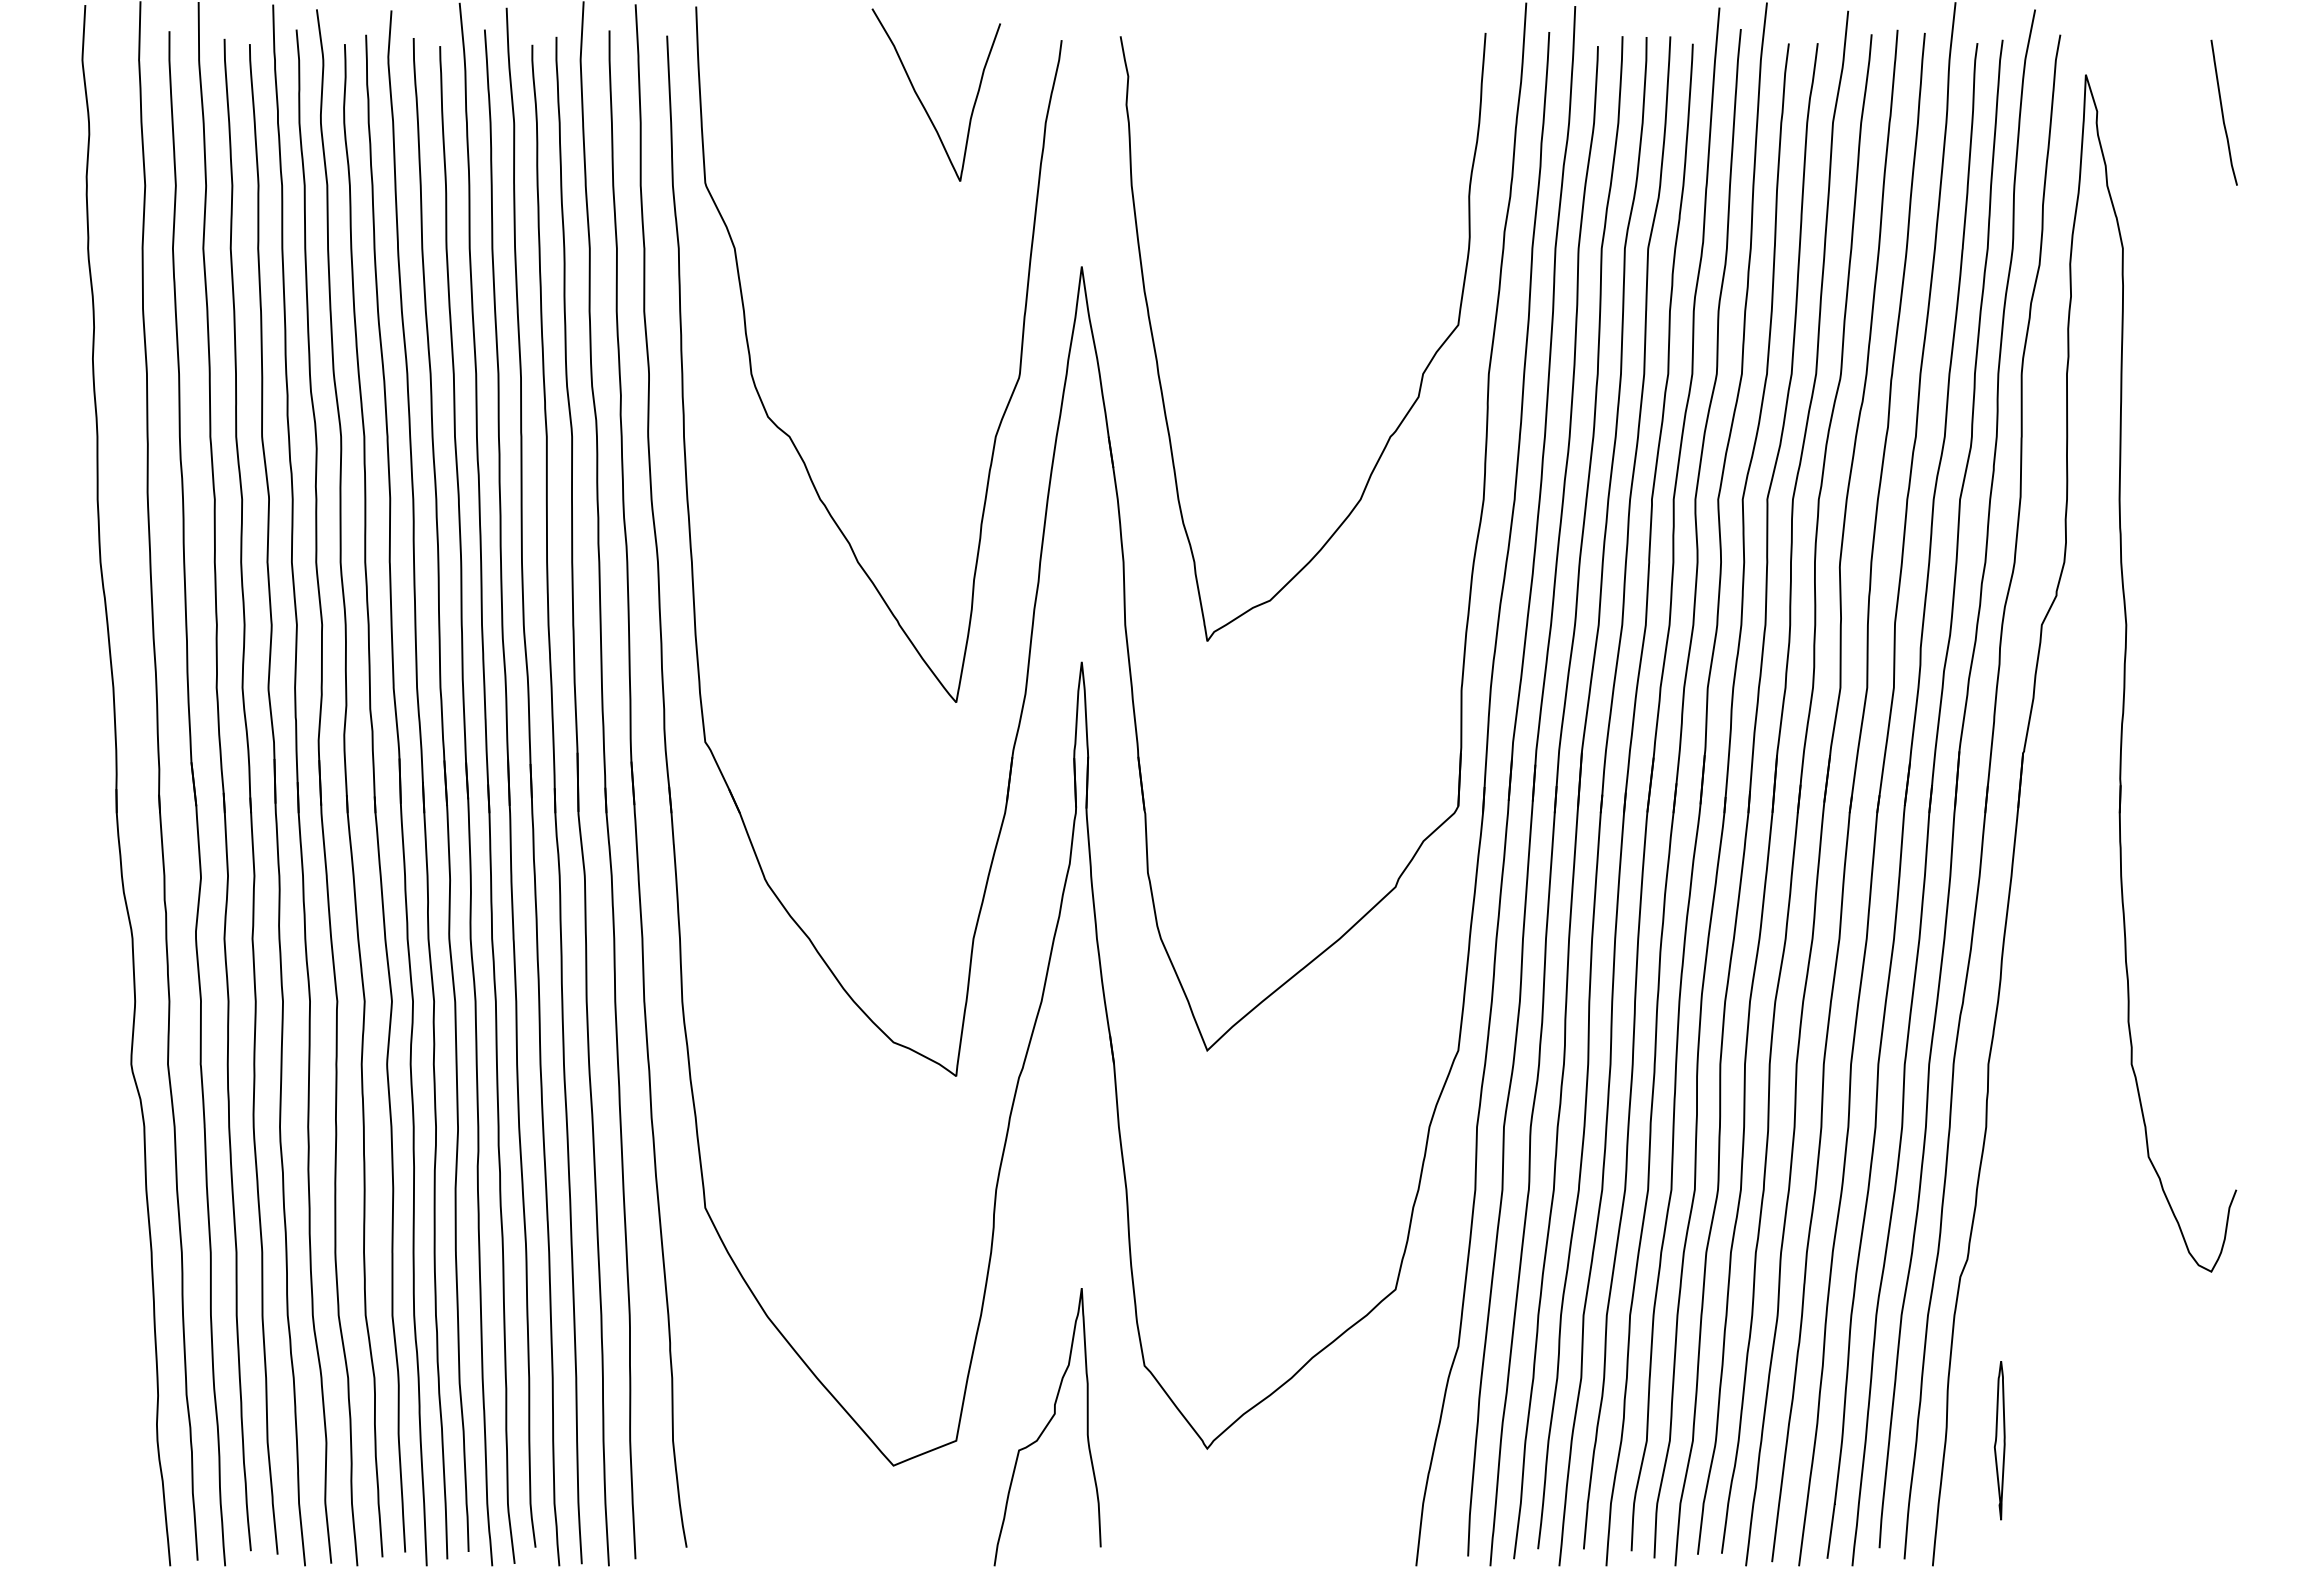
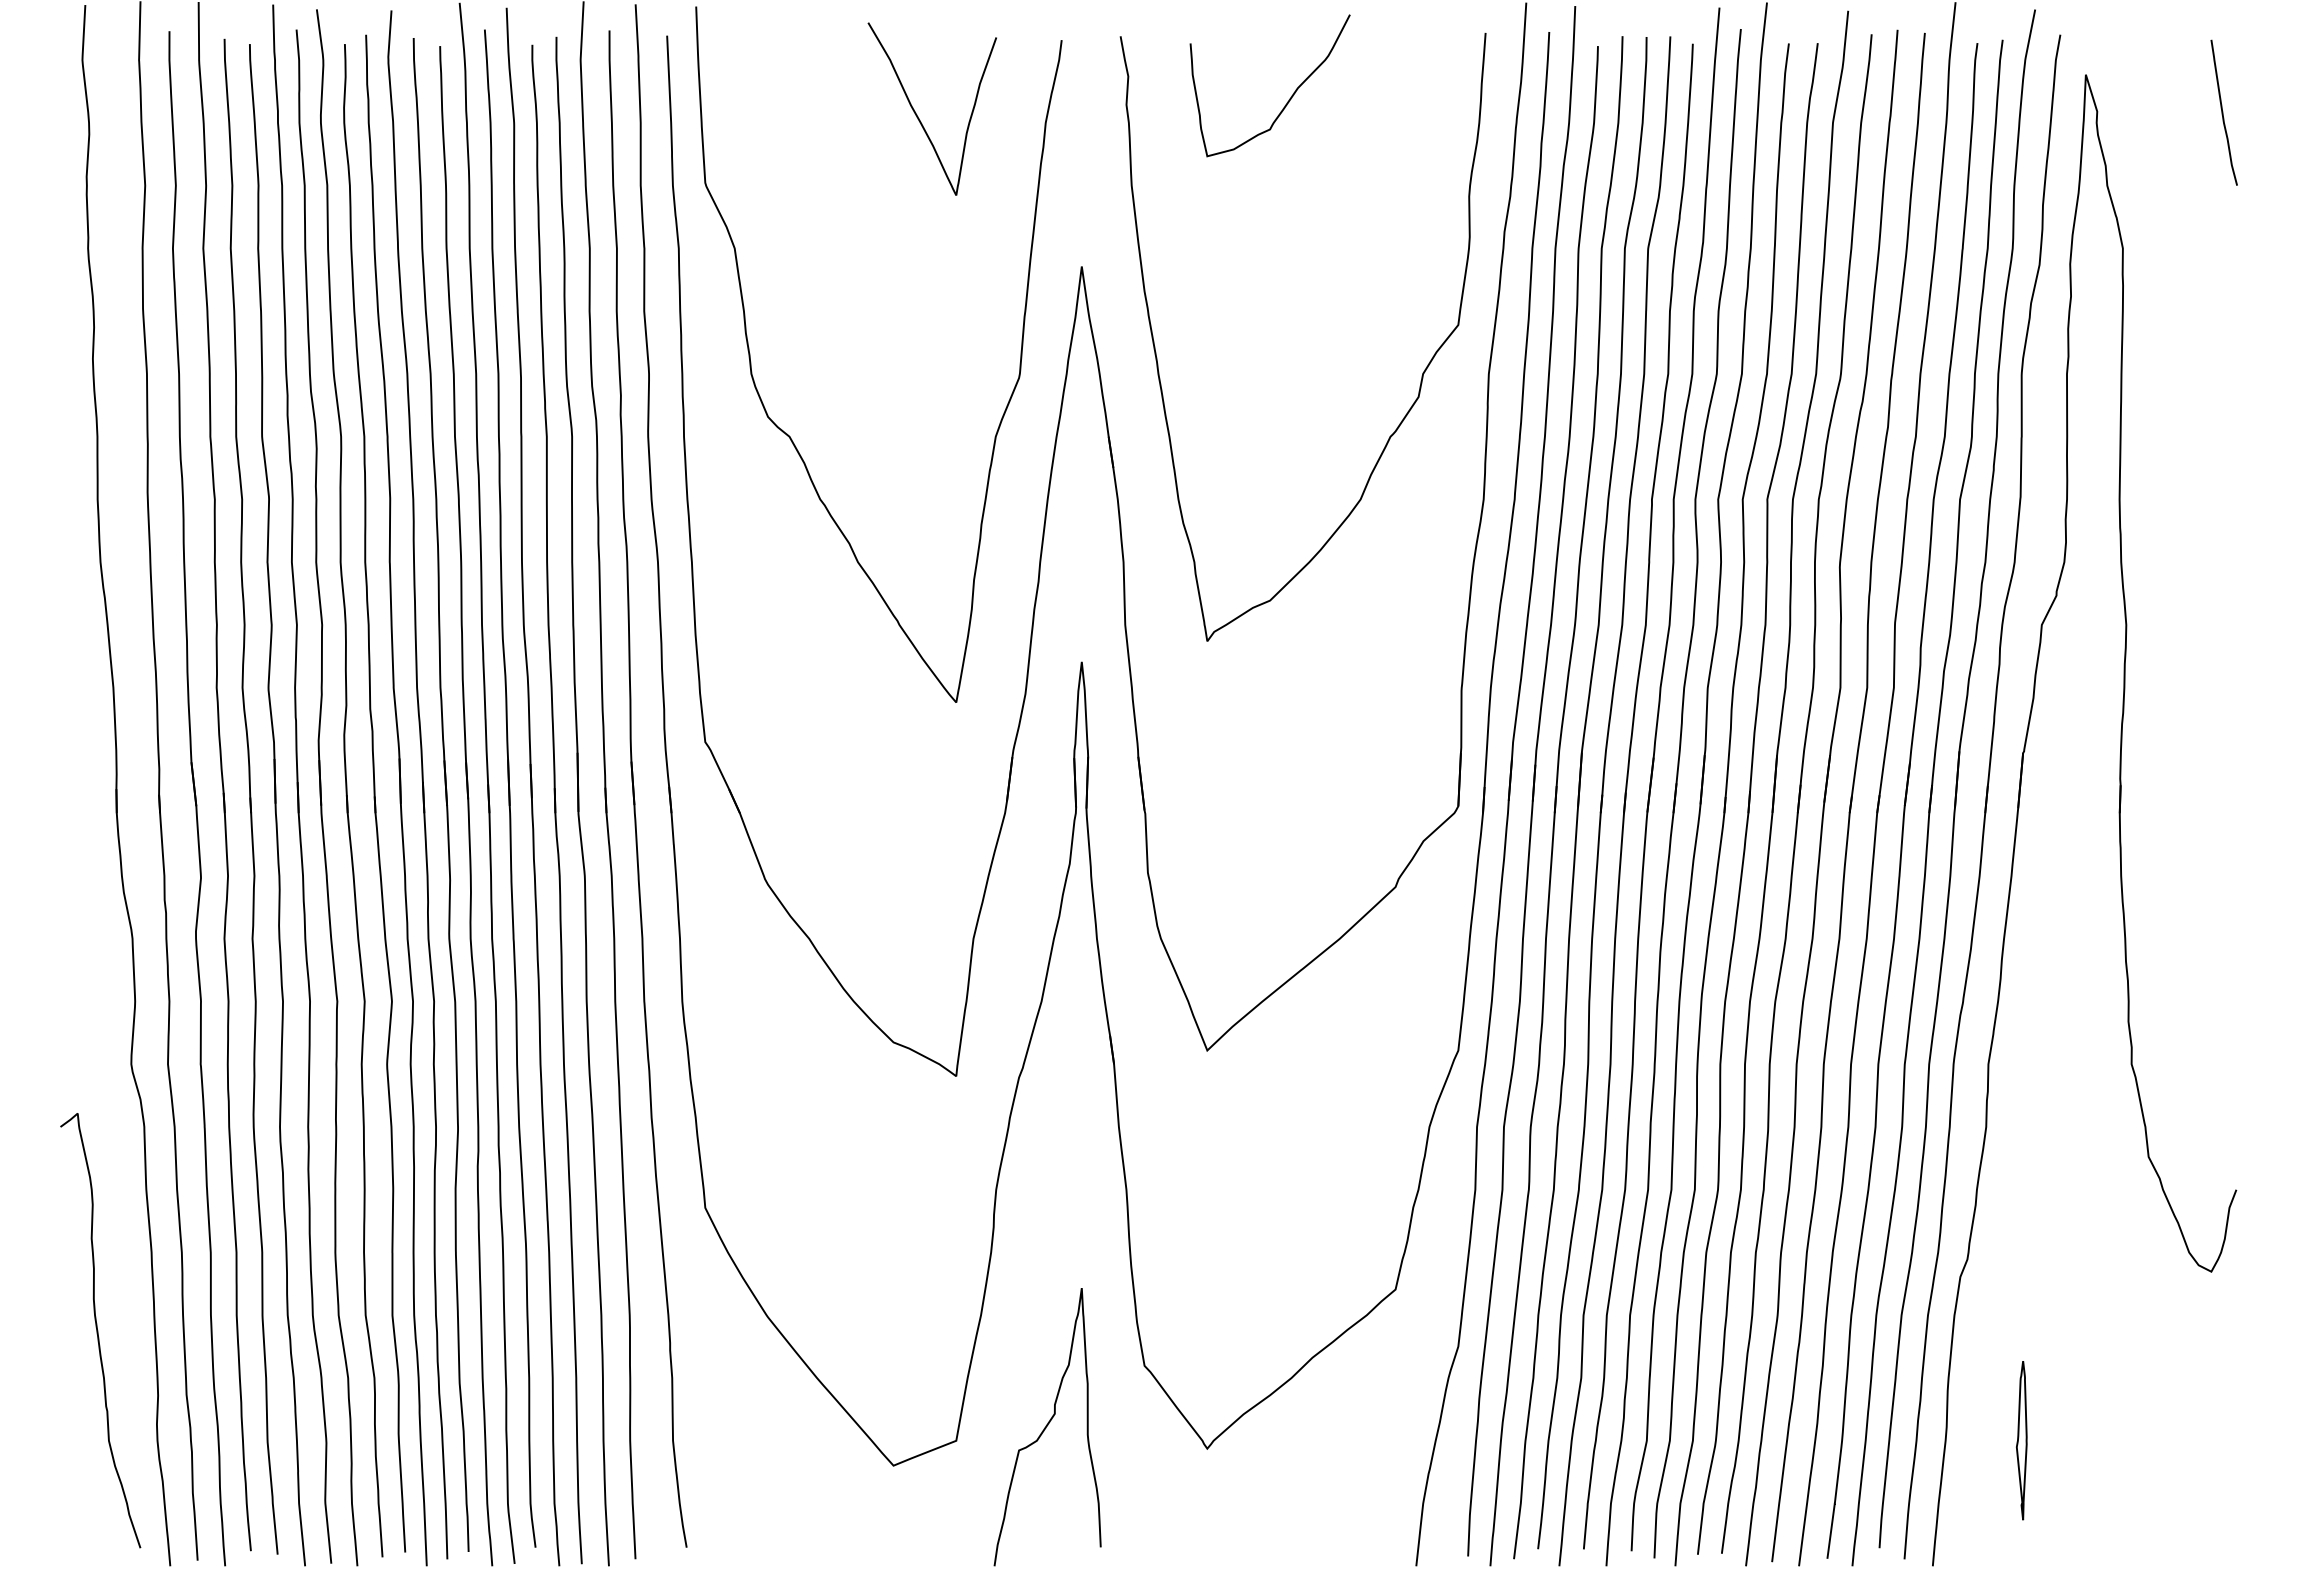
curve: none -> present (1289, 98)
curve position: (921, 100) -> (917, 114) (917, 114)
curve: none -> present (98, 1330)
part position: (1999, 1440) -> (2021, 1440) (2021, 1440)
